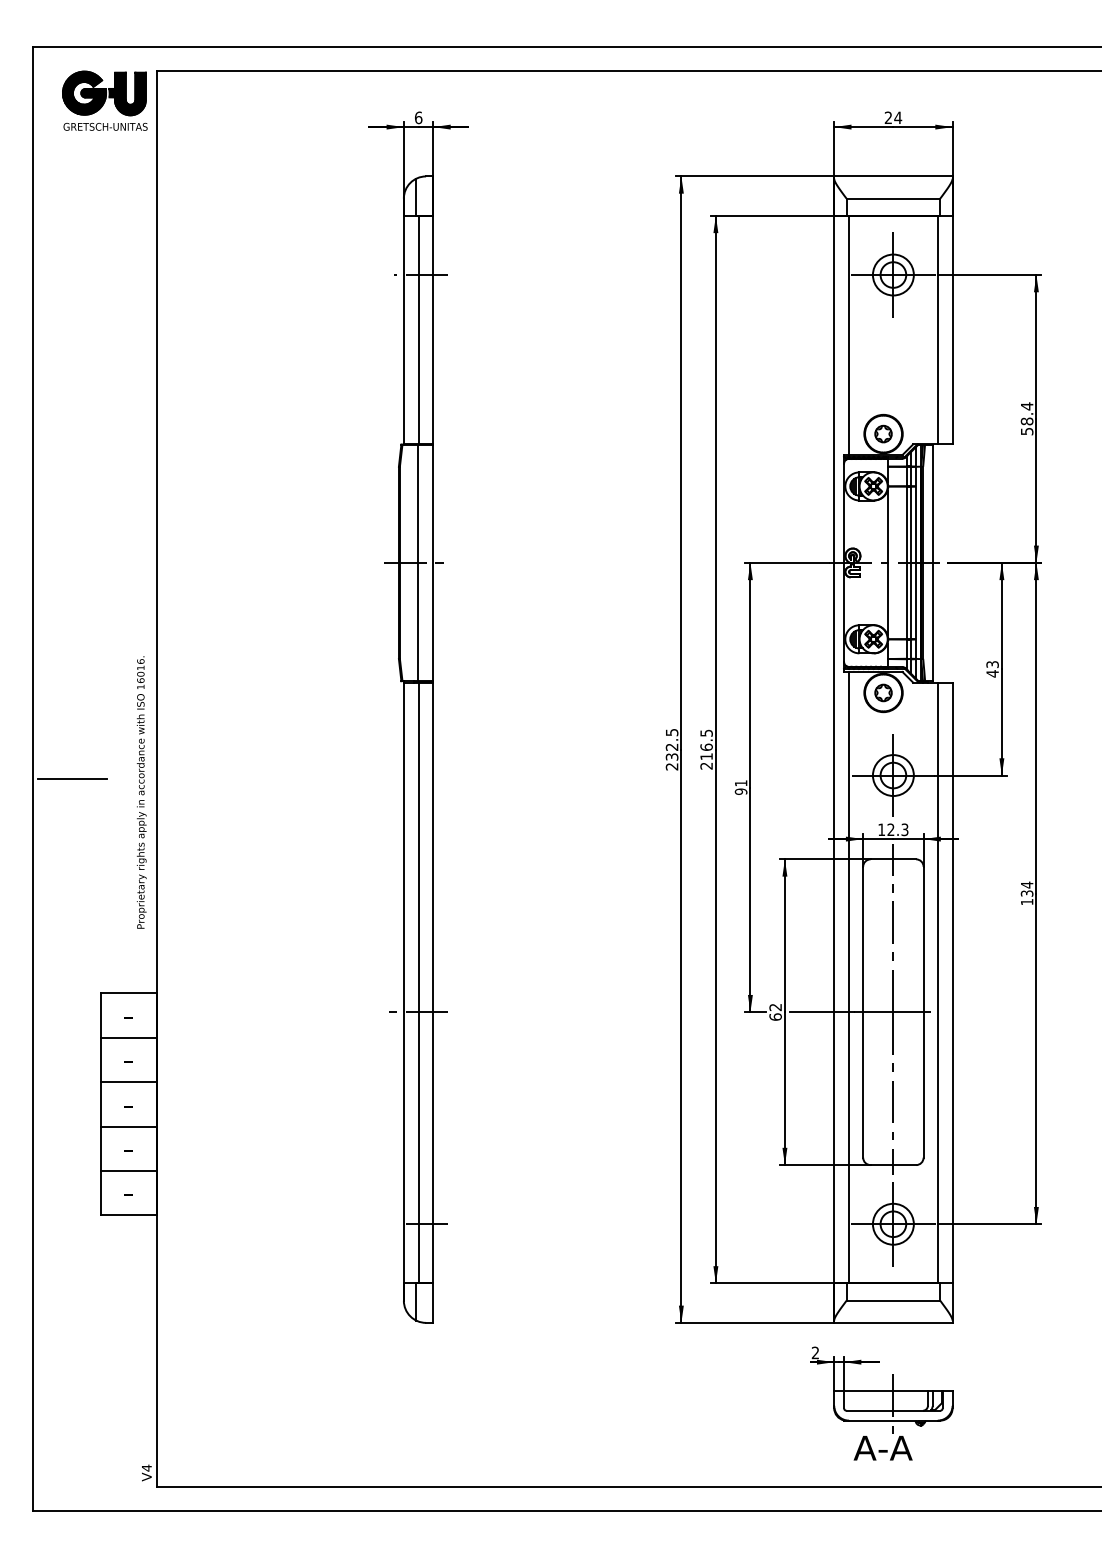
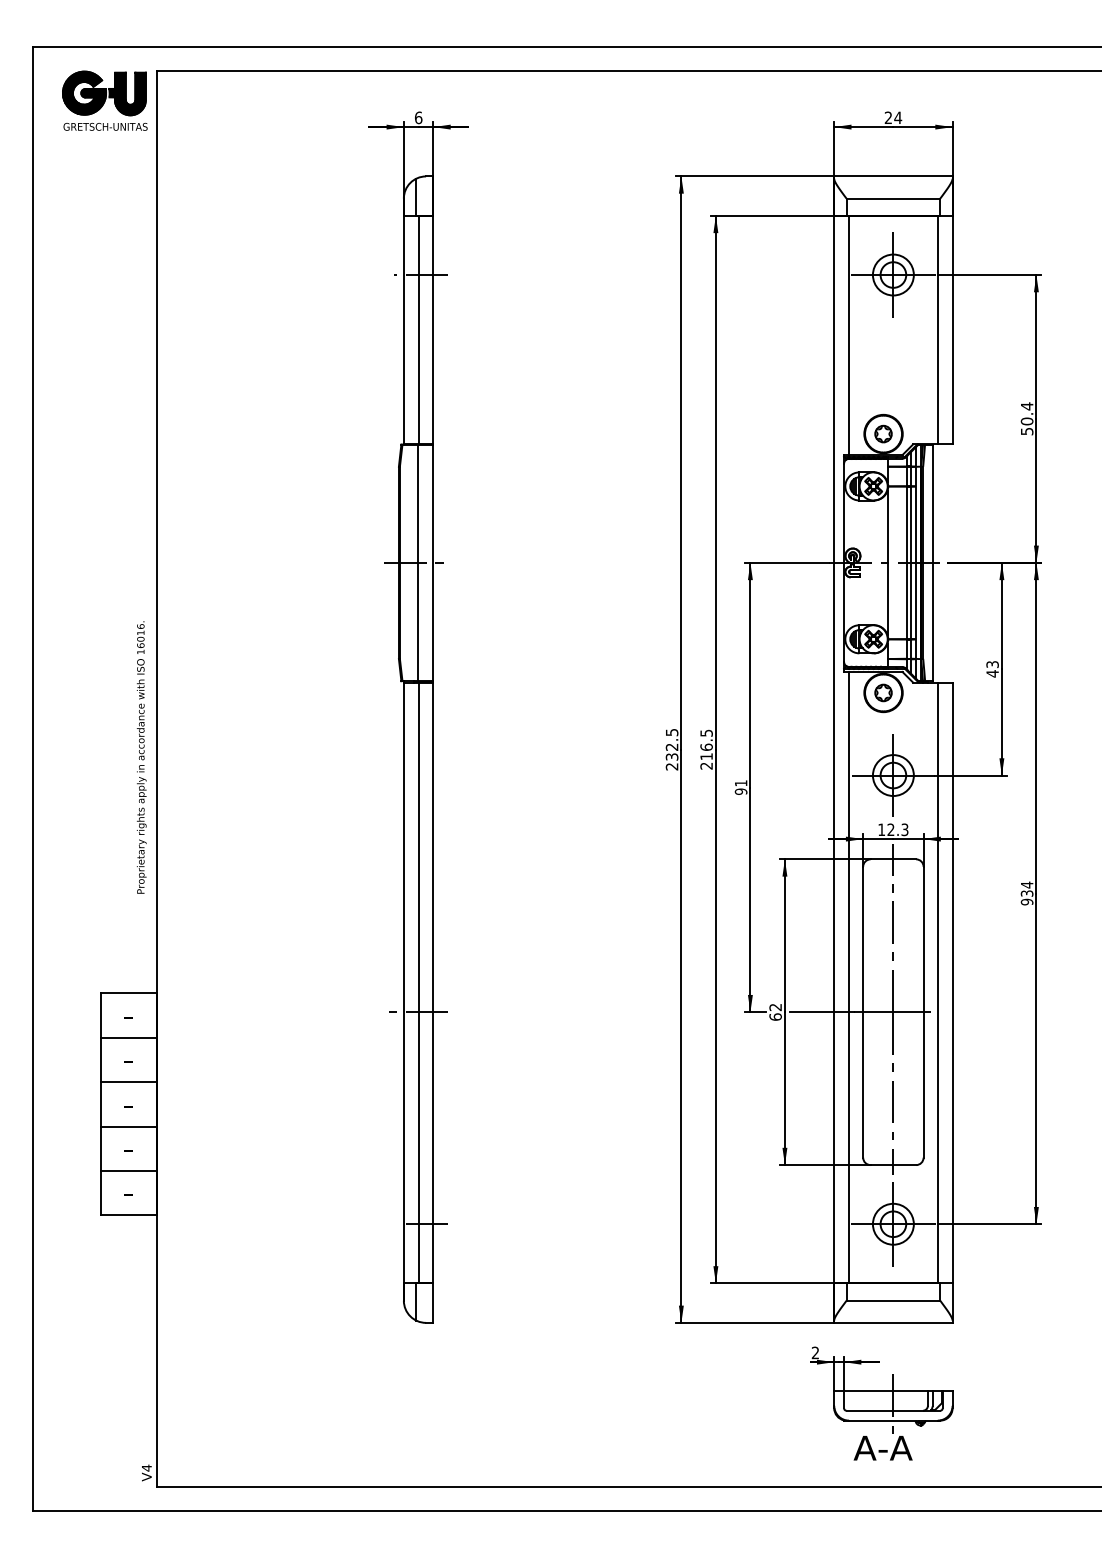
text: 58.4 -> 50.4 (1027, 421)
line: present -> none (72, 779)
text position: (141, 792) -> (141, 757) (141, 757)
text: 134 -> 934 (1026, 901)
